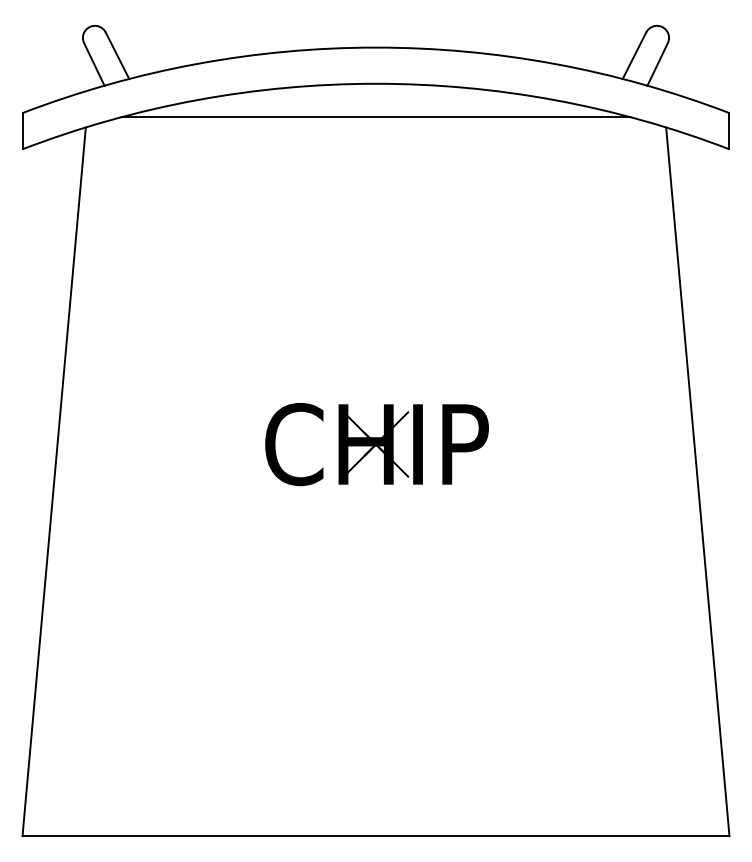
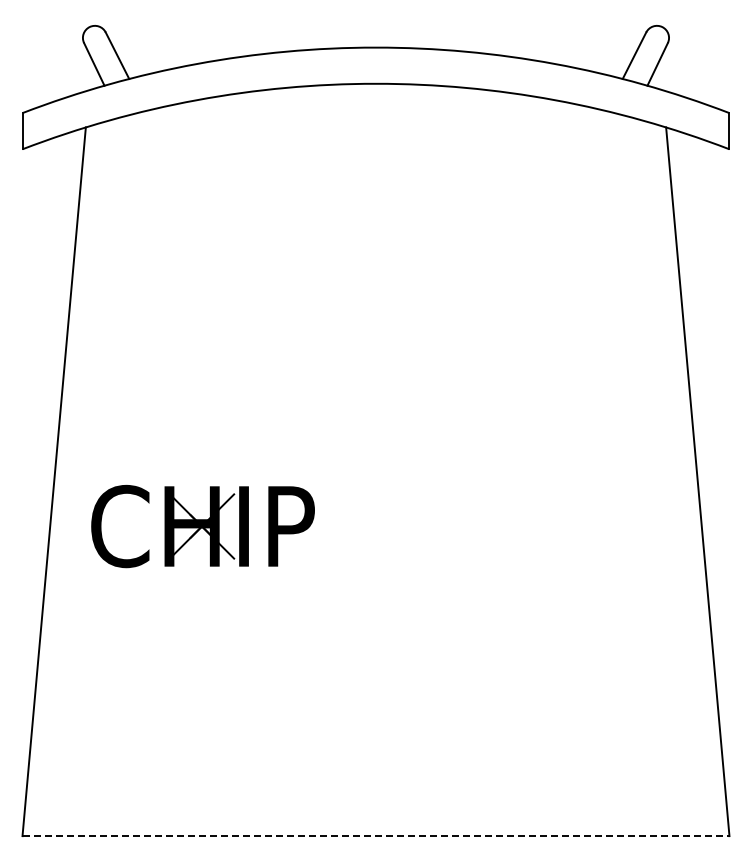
line: present -> none (375, 117)
part position: (376, 444) -> (202, 526) (202, 526)
line: solid -> dashed (376, 836)
